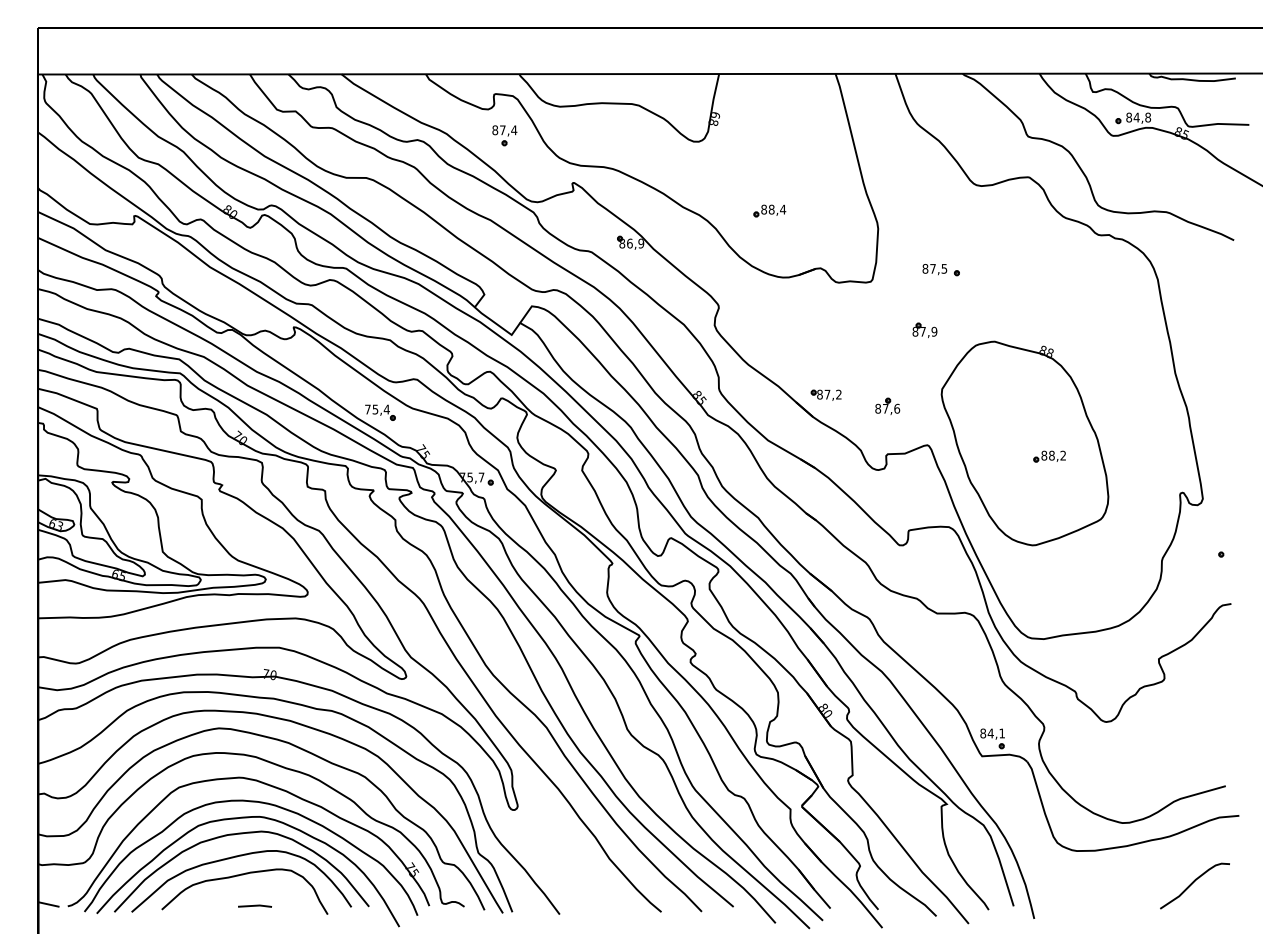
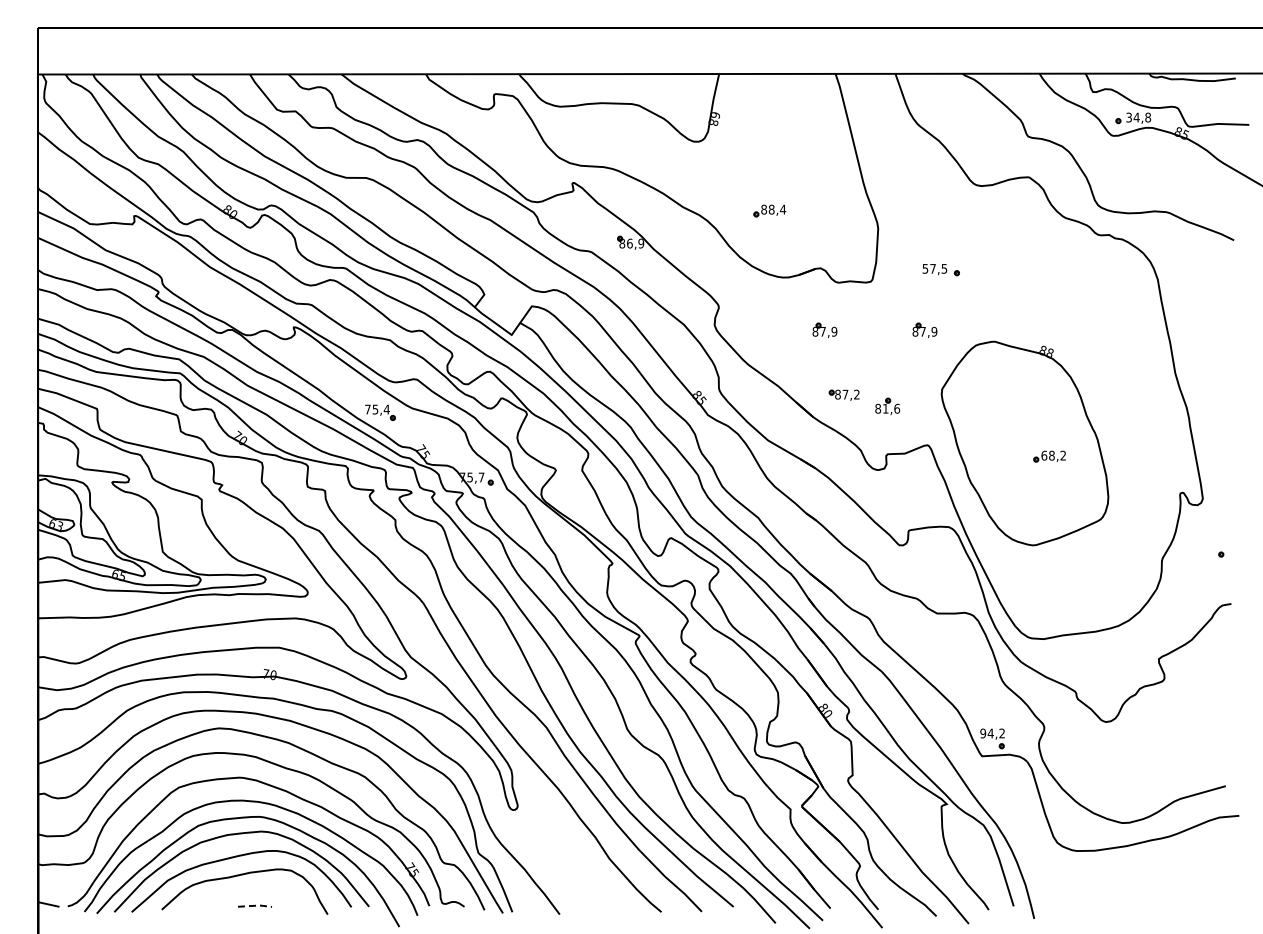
text: 84,8 -> 34,8 (1129, 117)
part: present -> none (504, 135)
text: 87,5 -> 57,5 (925, 268)
part: none -> present (824, 329)
part position: (825, 394) -> (843, 394) (843, 394)
text: 87,6 -> 81,6 (885, 408)
text: 88,2 -> 68,2 (1044, 455)
text: 84,1 -> 94,2 (992, 733)
curve: present -> none (1193, 883)
line: solid -> dashed (255, 905)
